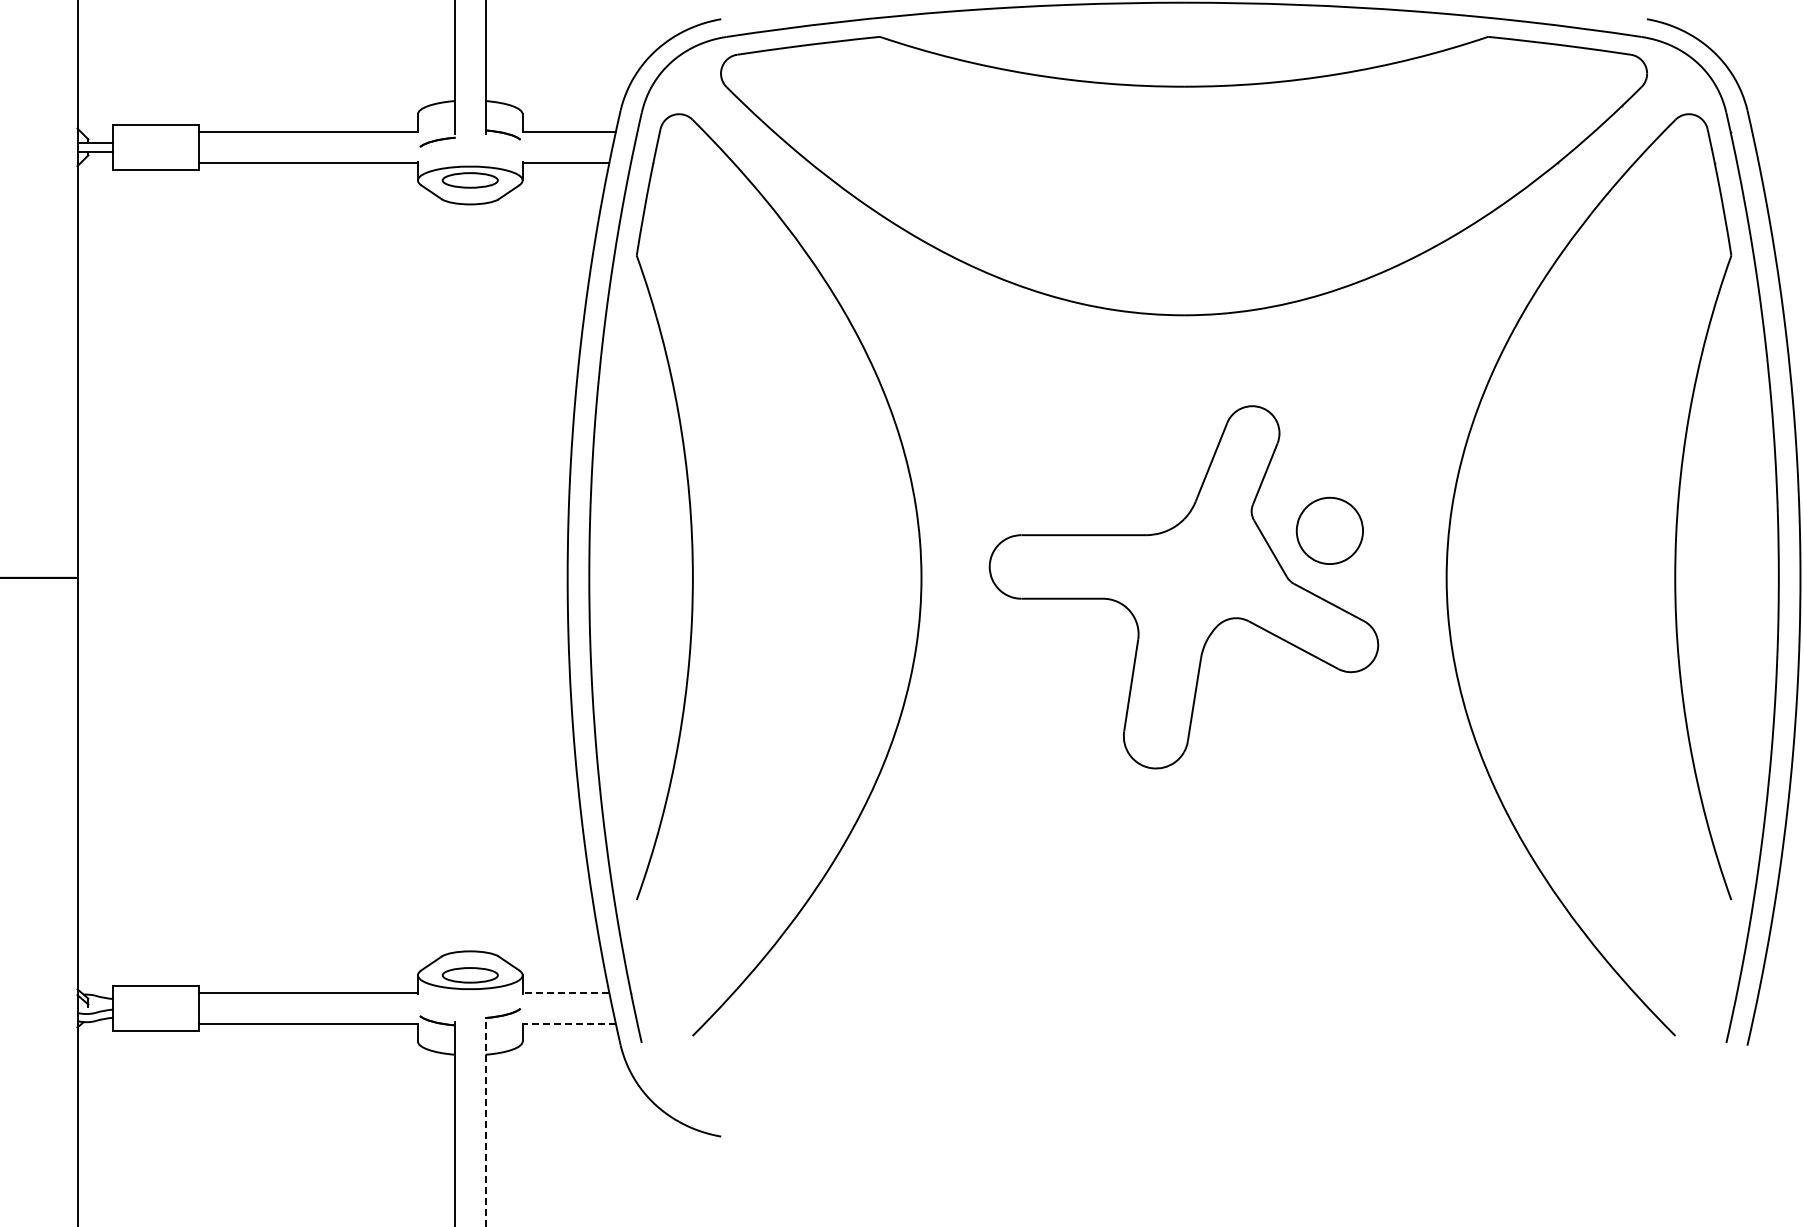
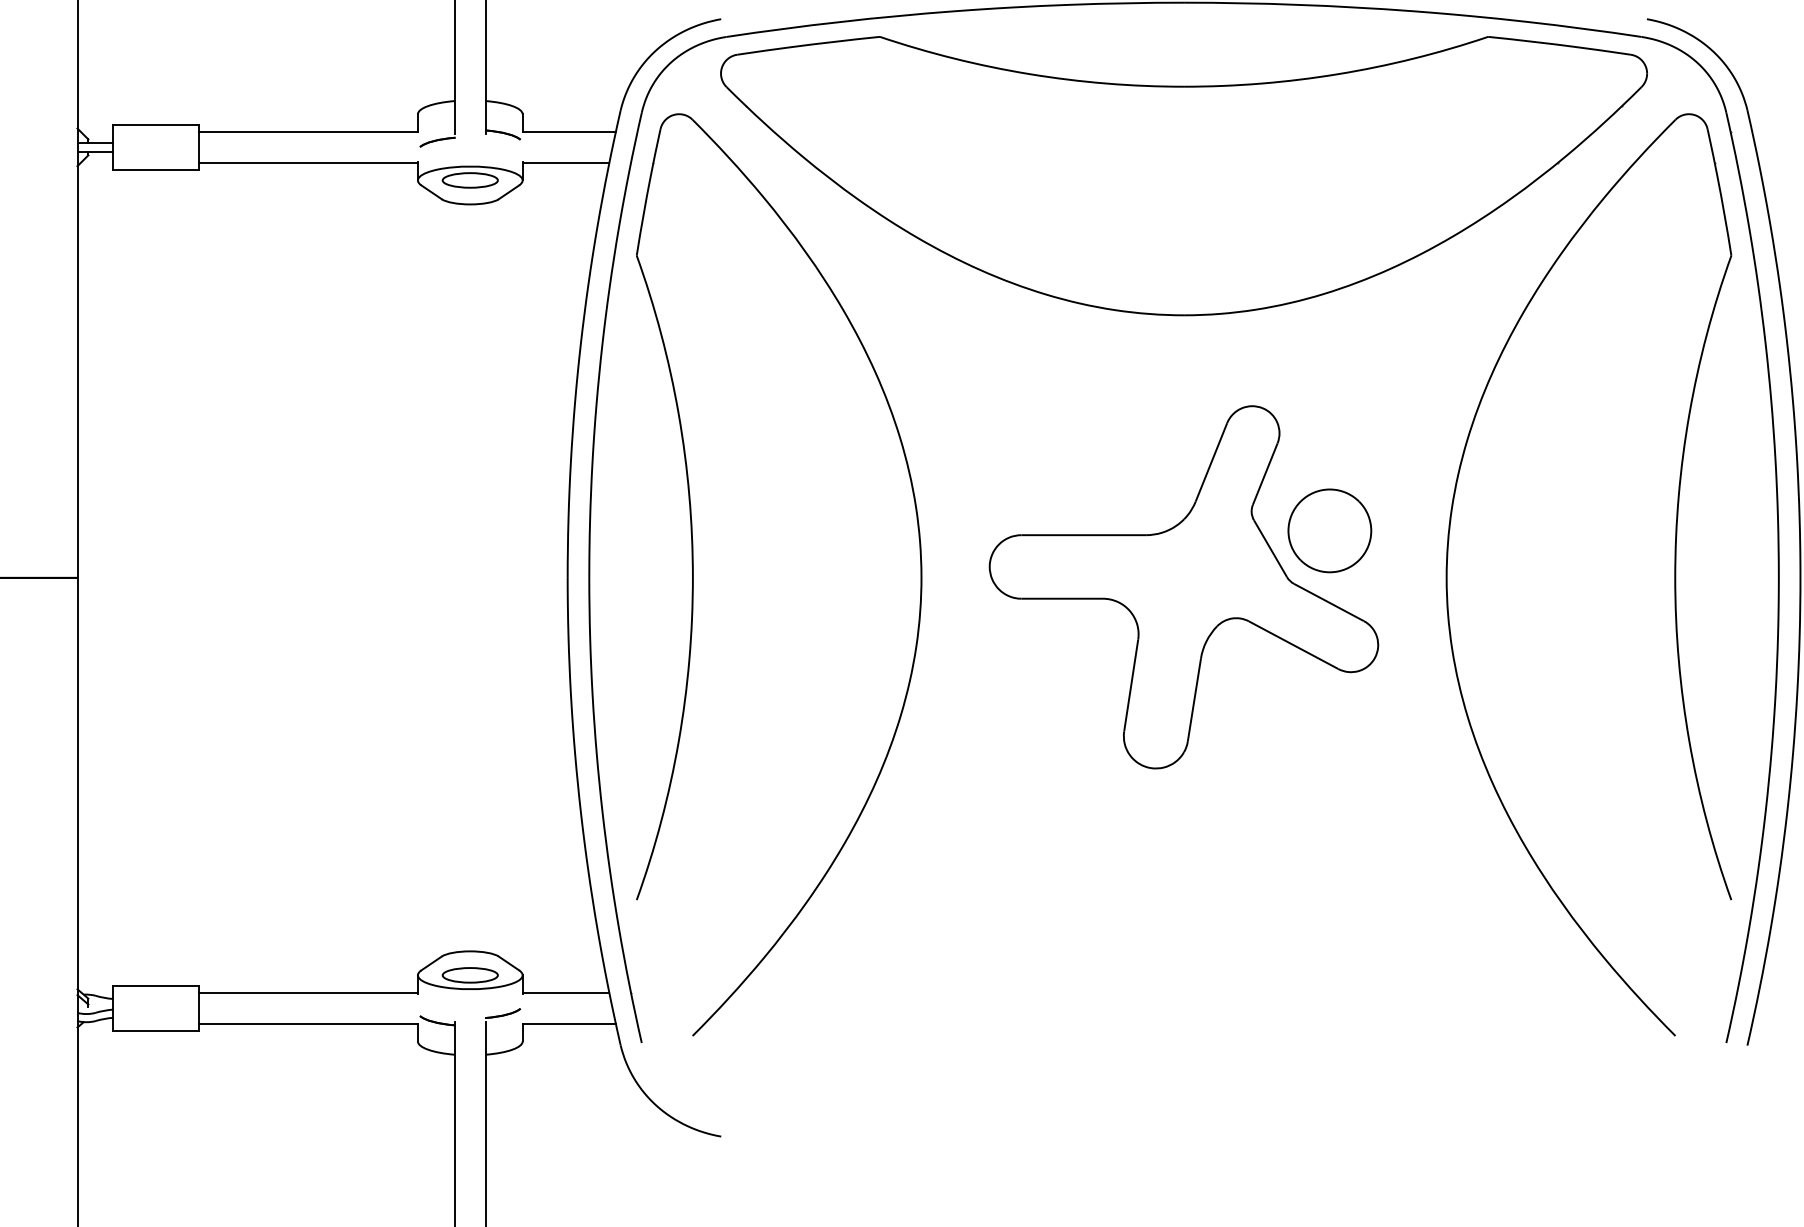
part size: 69x69 px -> 86x86 px (1329, 530)
line: dashed -> solid (565, 993)
line: dashed -> solid (569, 1023)
line: dashed -> solid (485, 1124)
